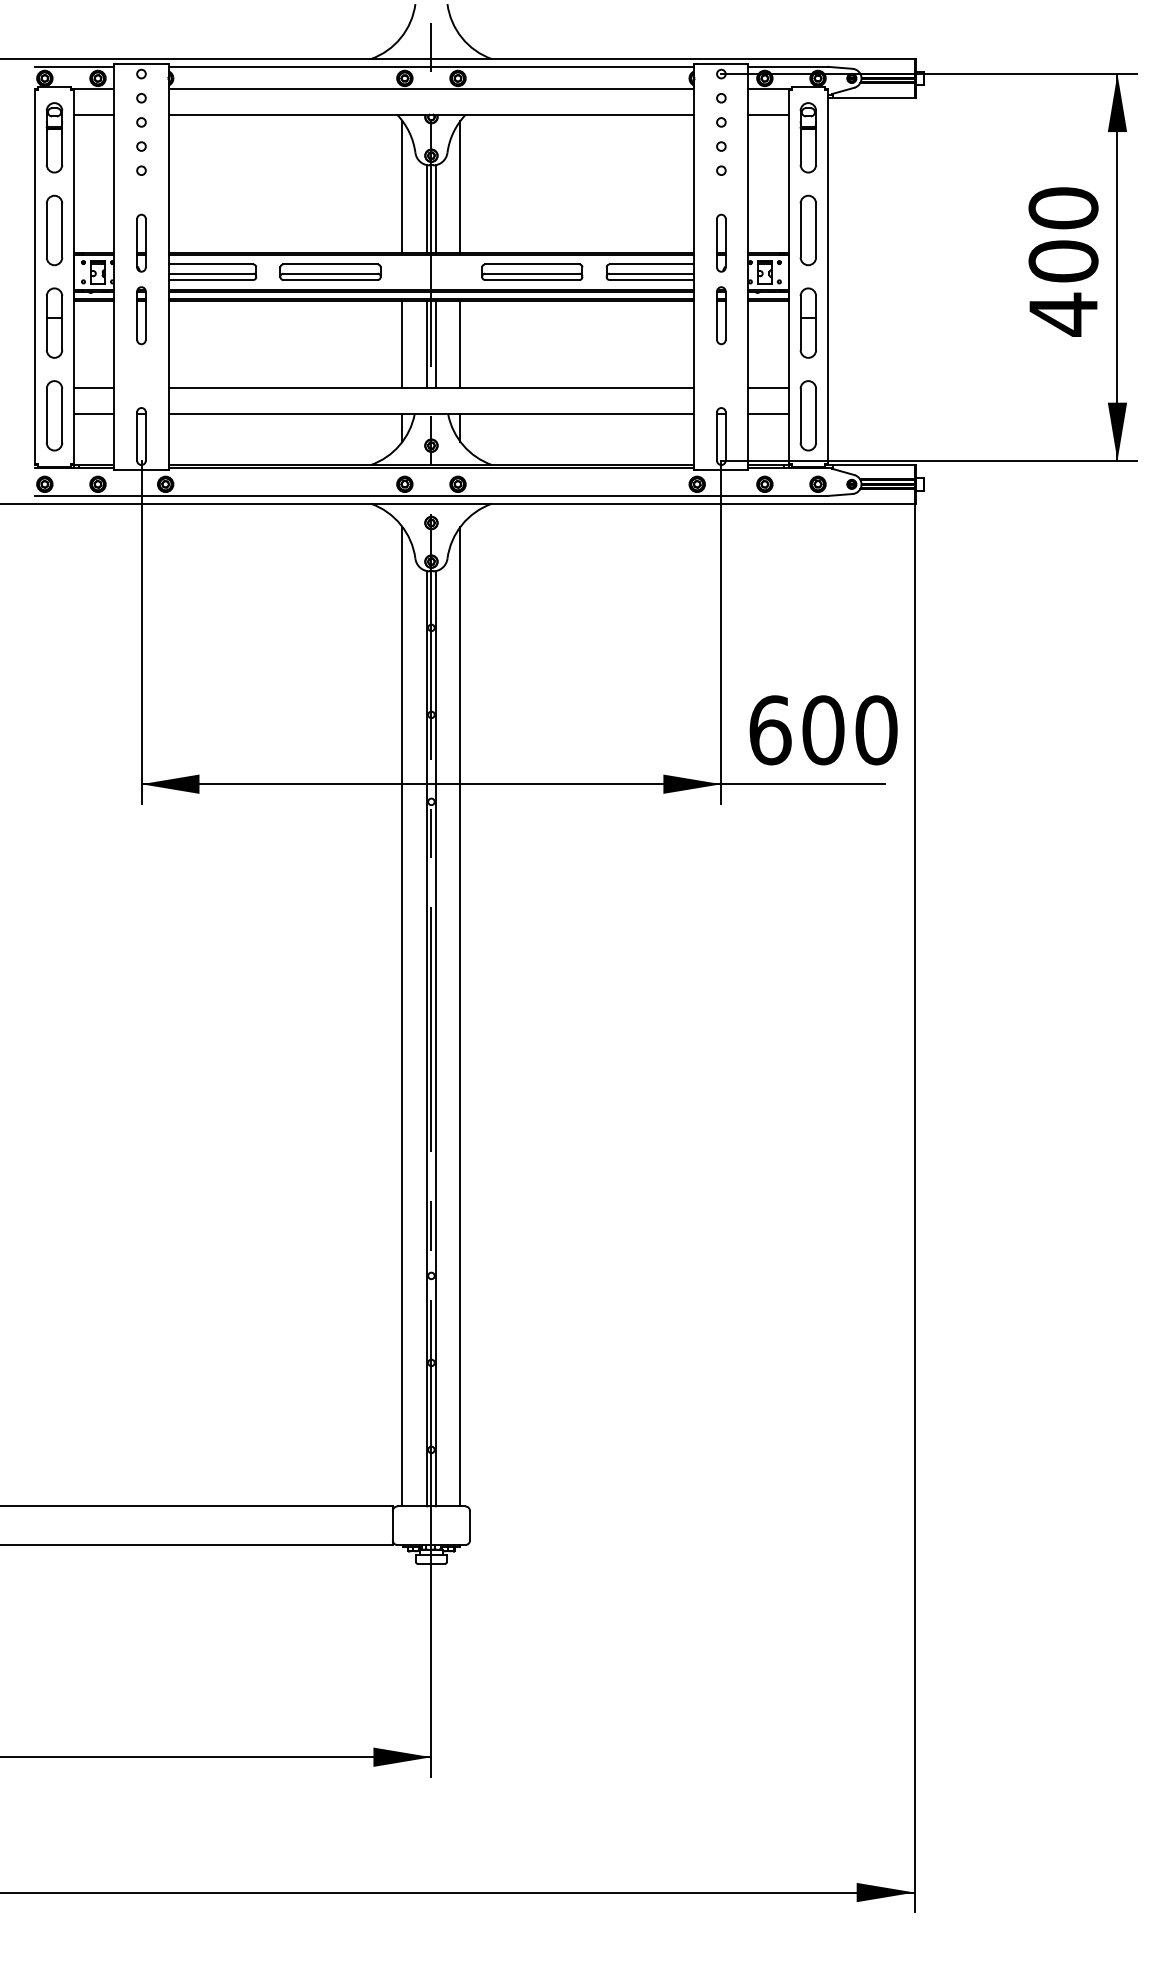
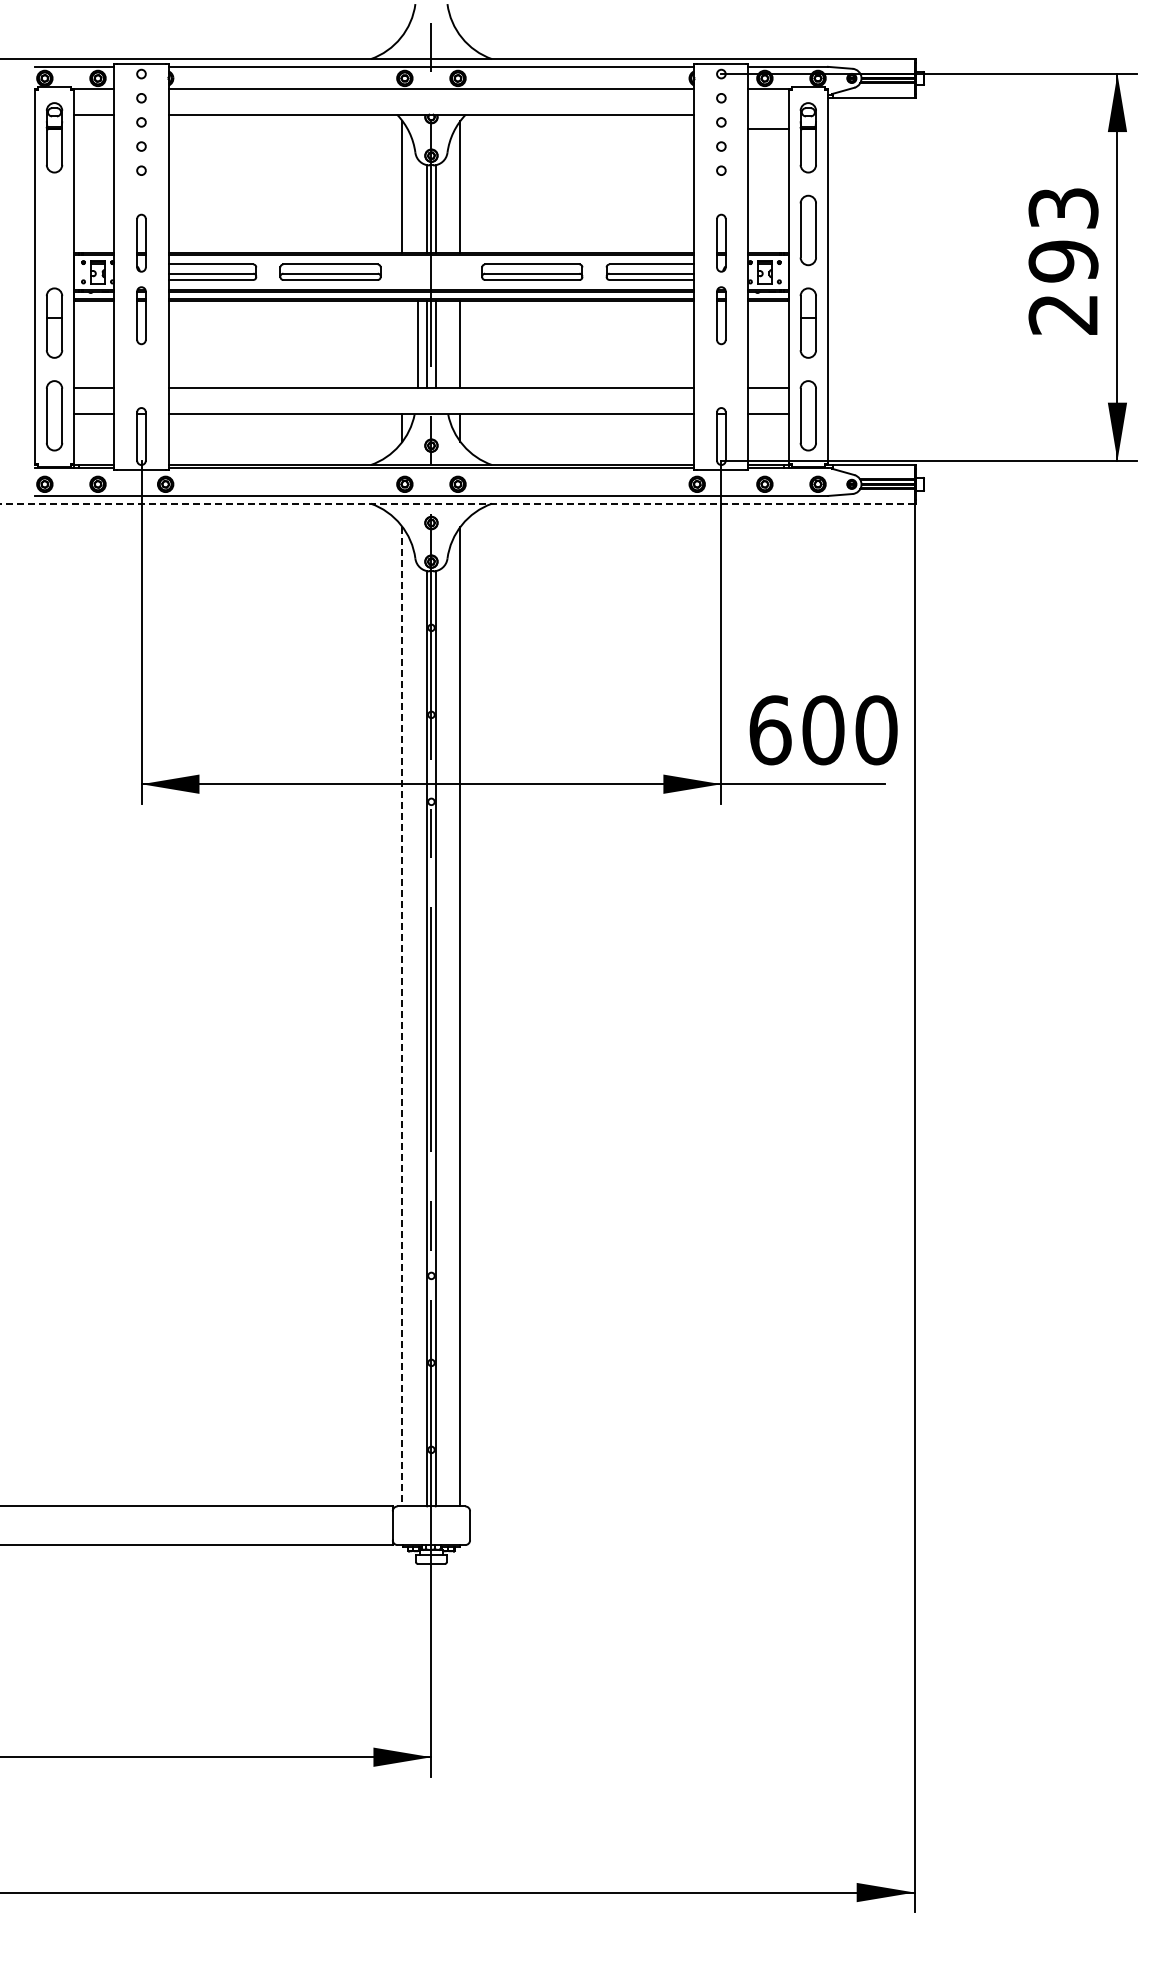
line position: (768, 114) -> (768, 128) (768, 128)
part: present -> none (54, 230)
text: 400 -> 293 (1063, 261)
line position: (402, 344) -> (418, 344) (418, 344)
line: solid -> dashed (456, 503)
line: solid -> dashed (402, 1016)
